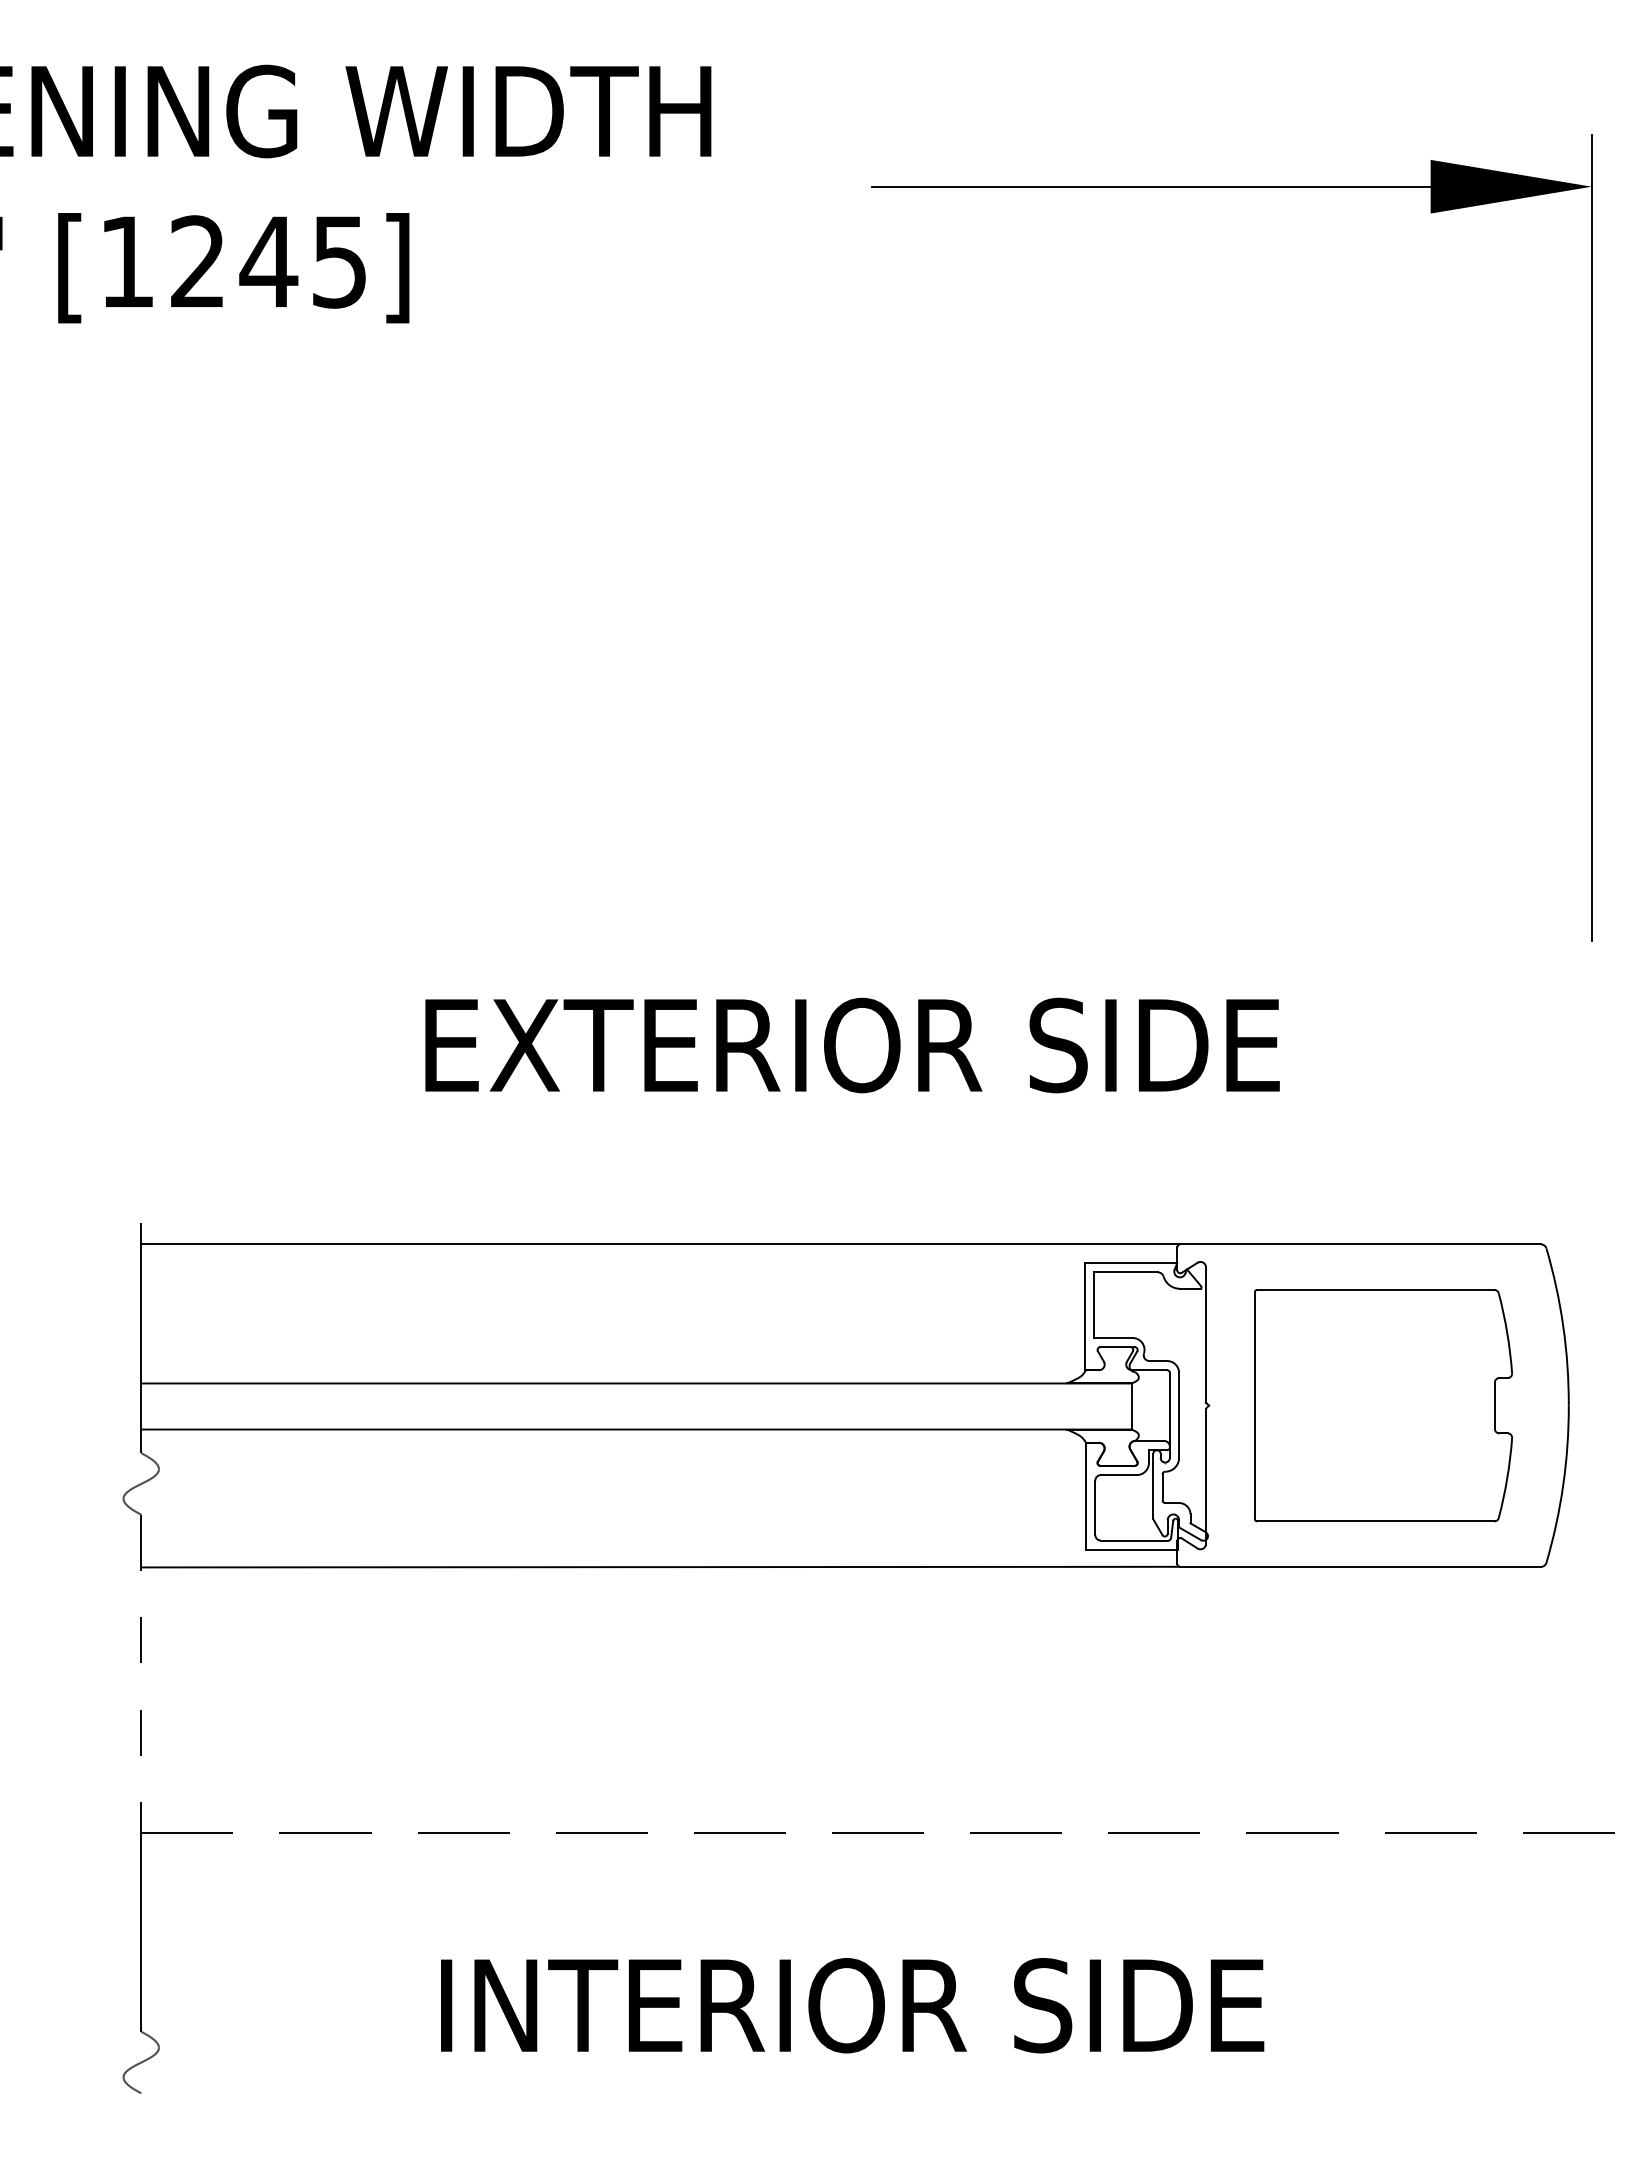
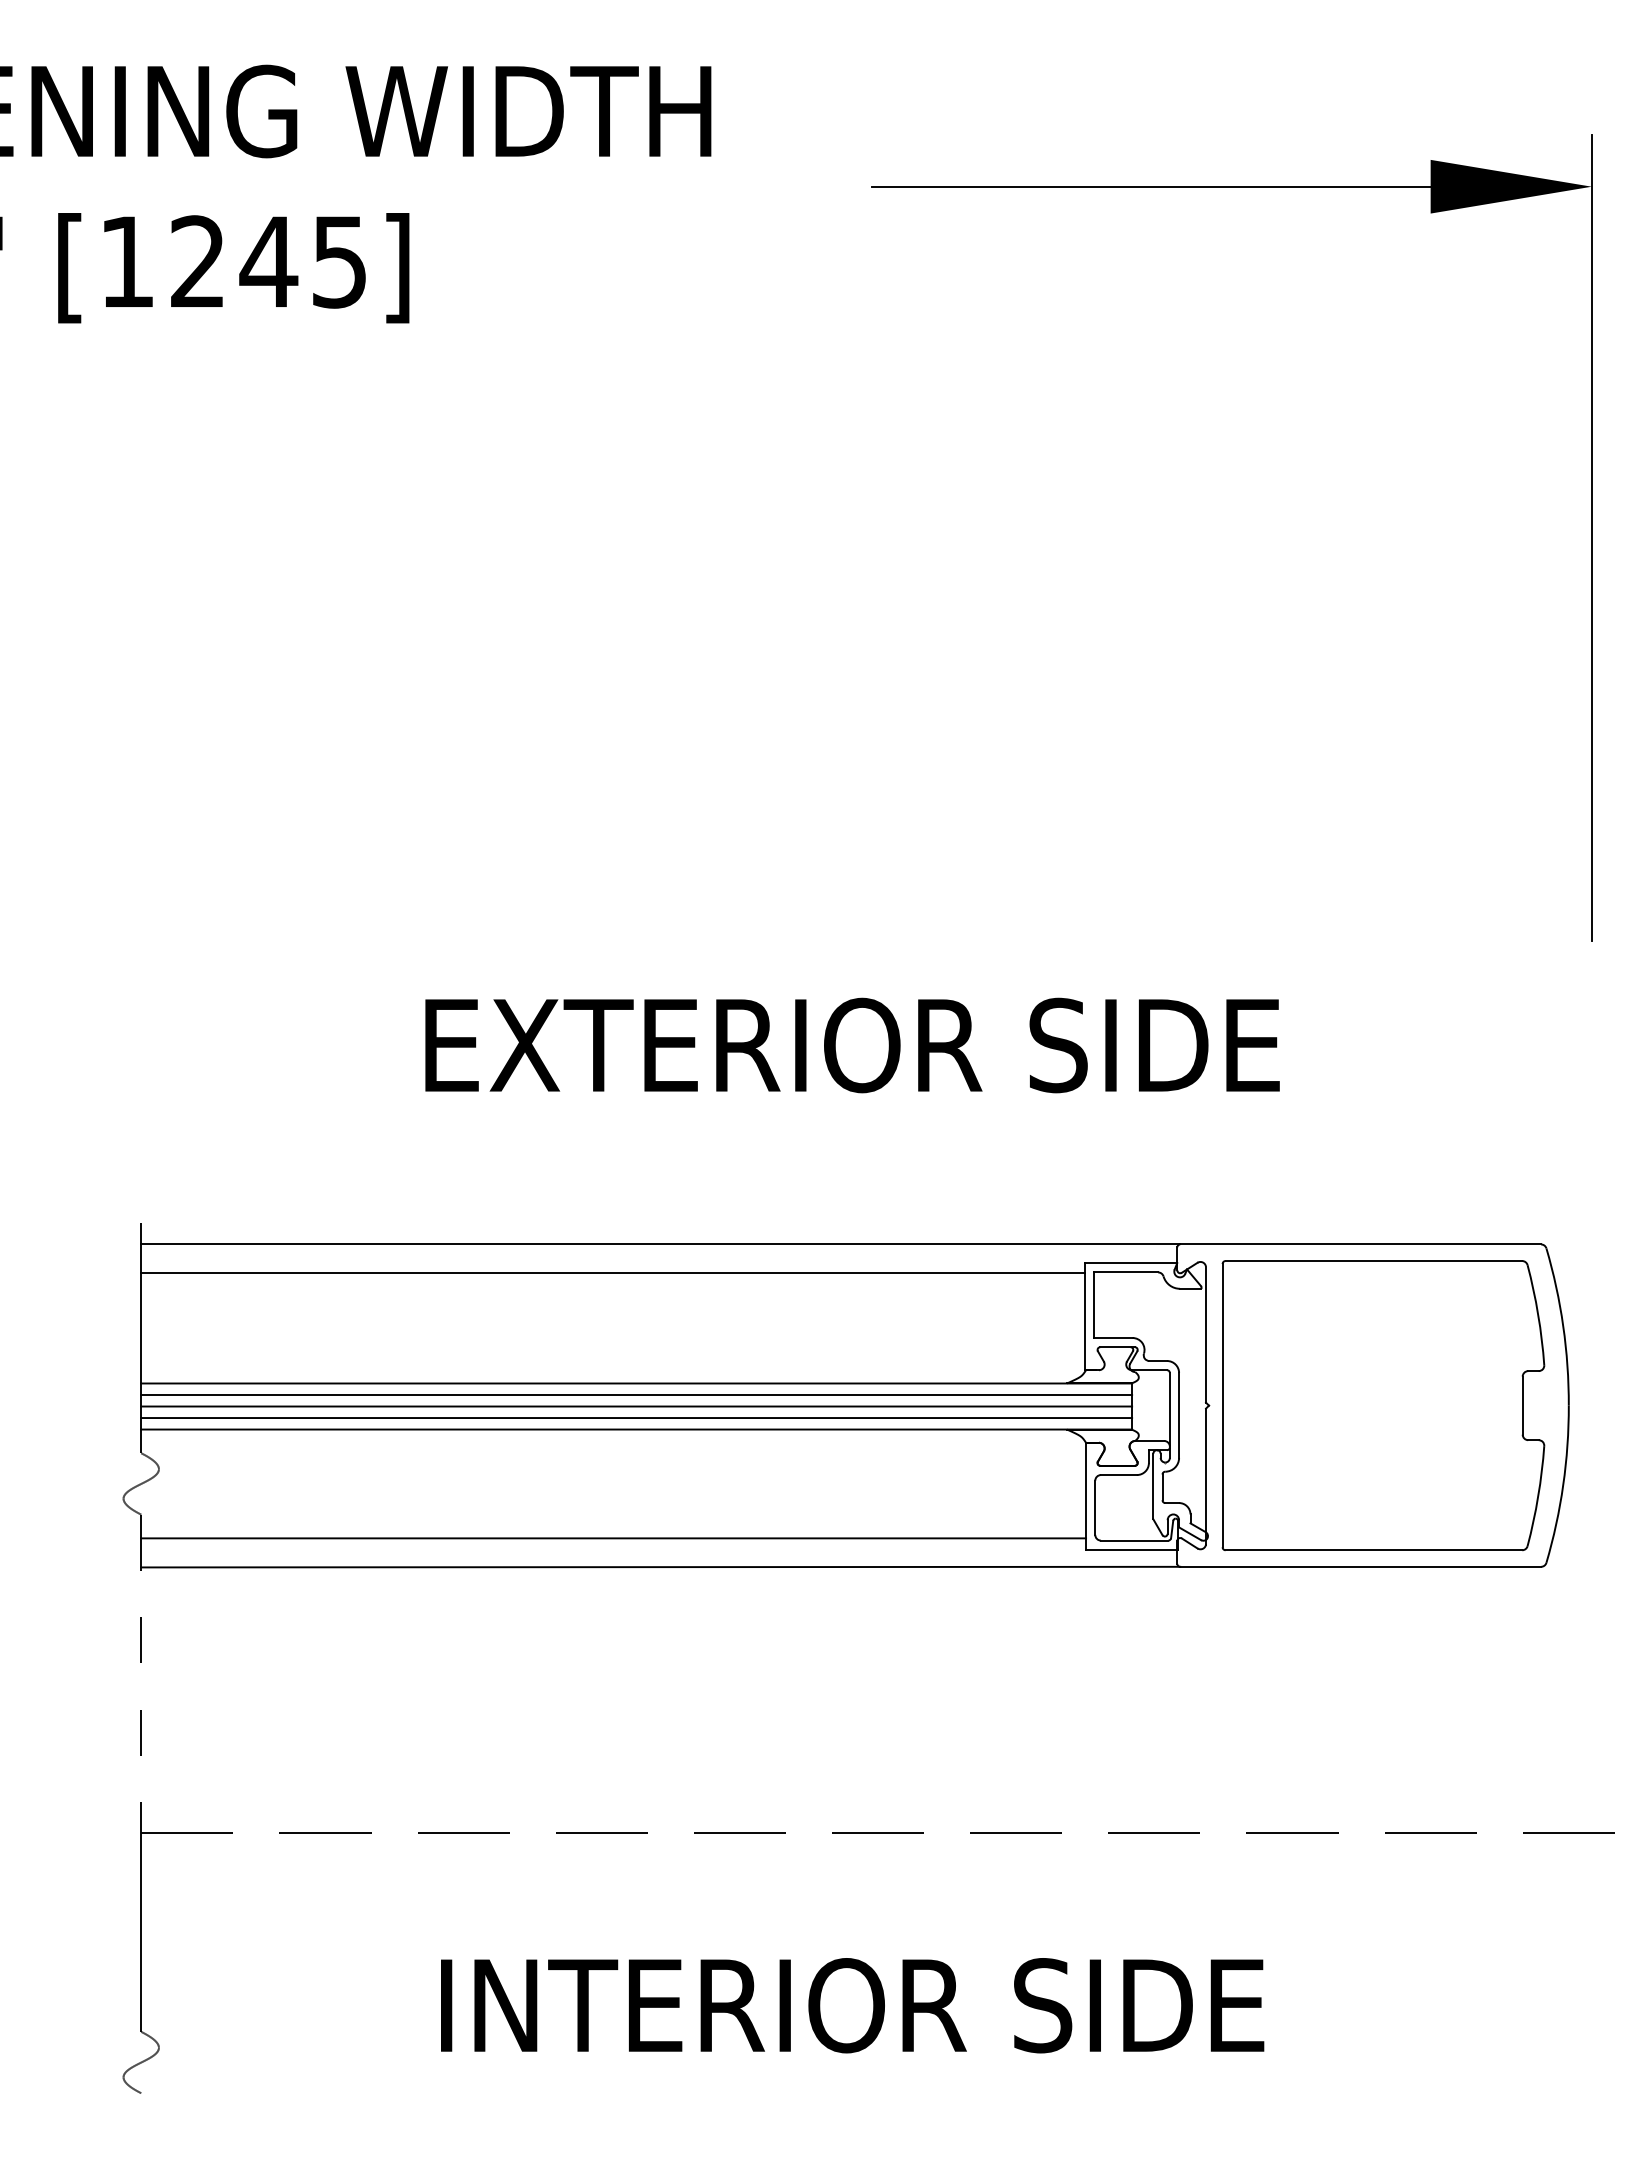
line: none -> present (613, 1272)
line: none -> present (636, 1395)
part size: 259x234 px -> 325x292 px (1383, 1405)
line: none -> present (636, 1406)
line: none -> present (636, 1418)
line: none -> present (613, 1538)
